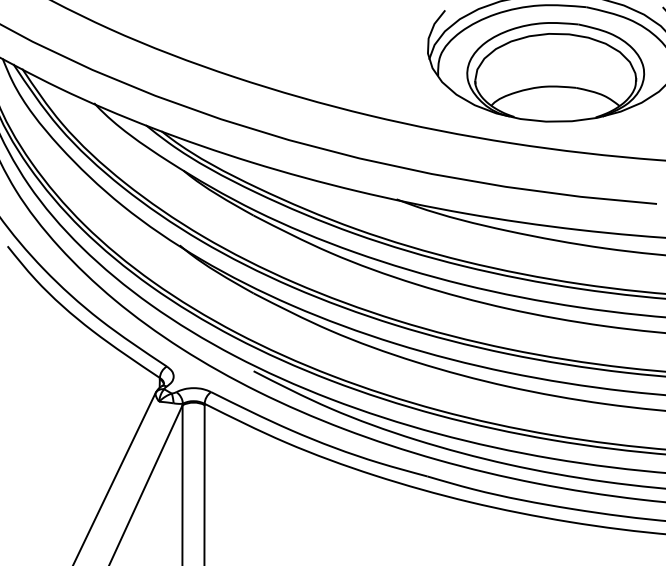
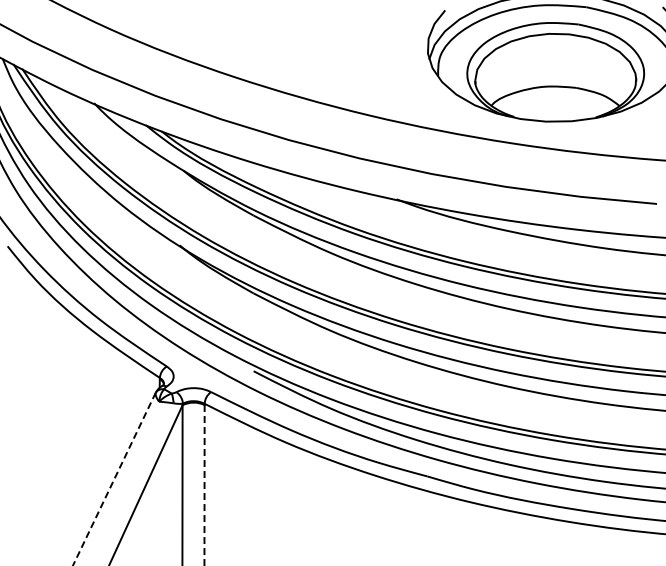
line: solid -> dashed (114, 479)
line: solid -> dashed (204, 485)
